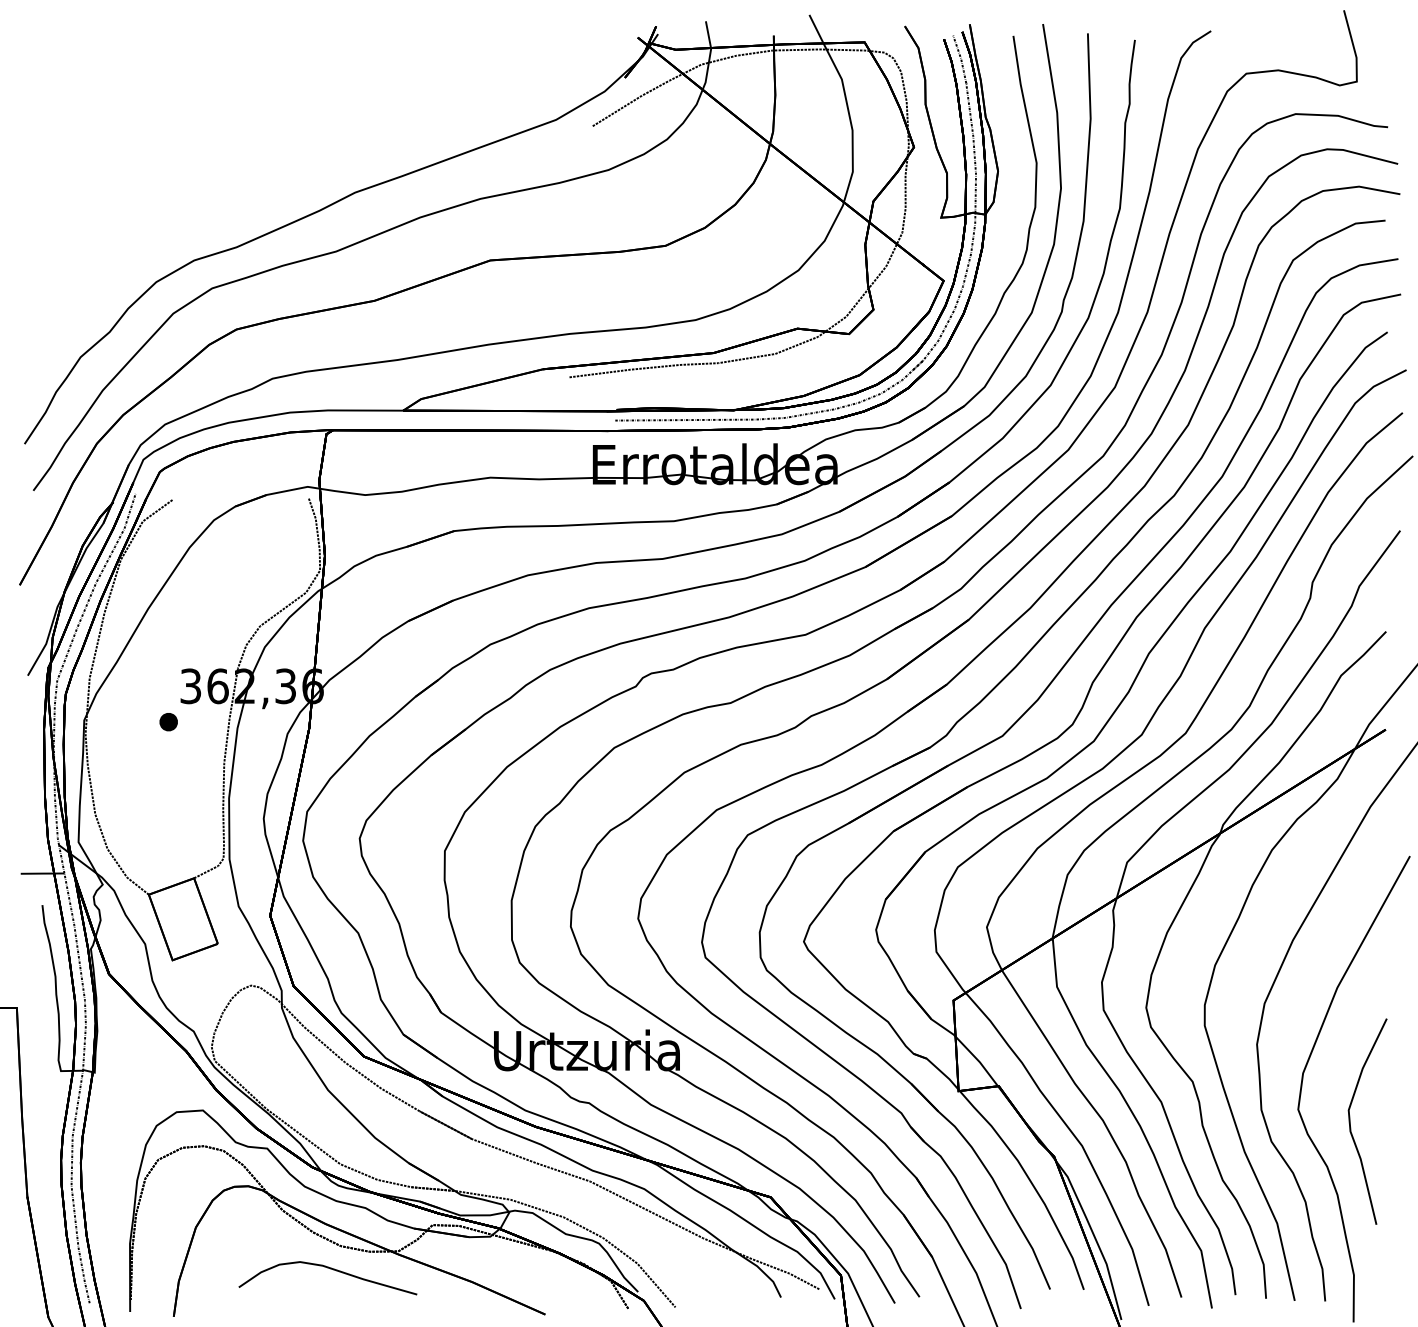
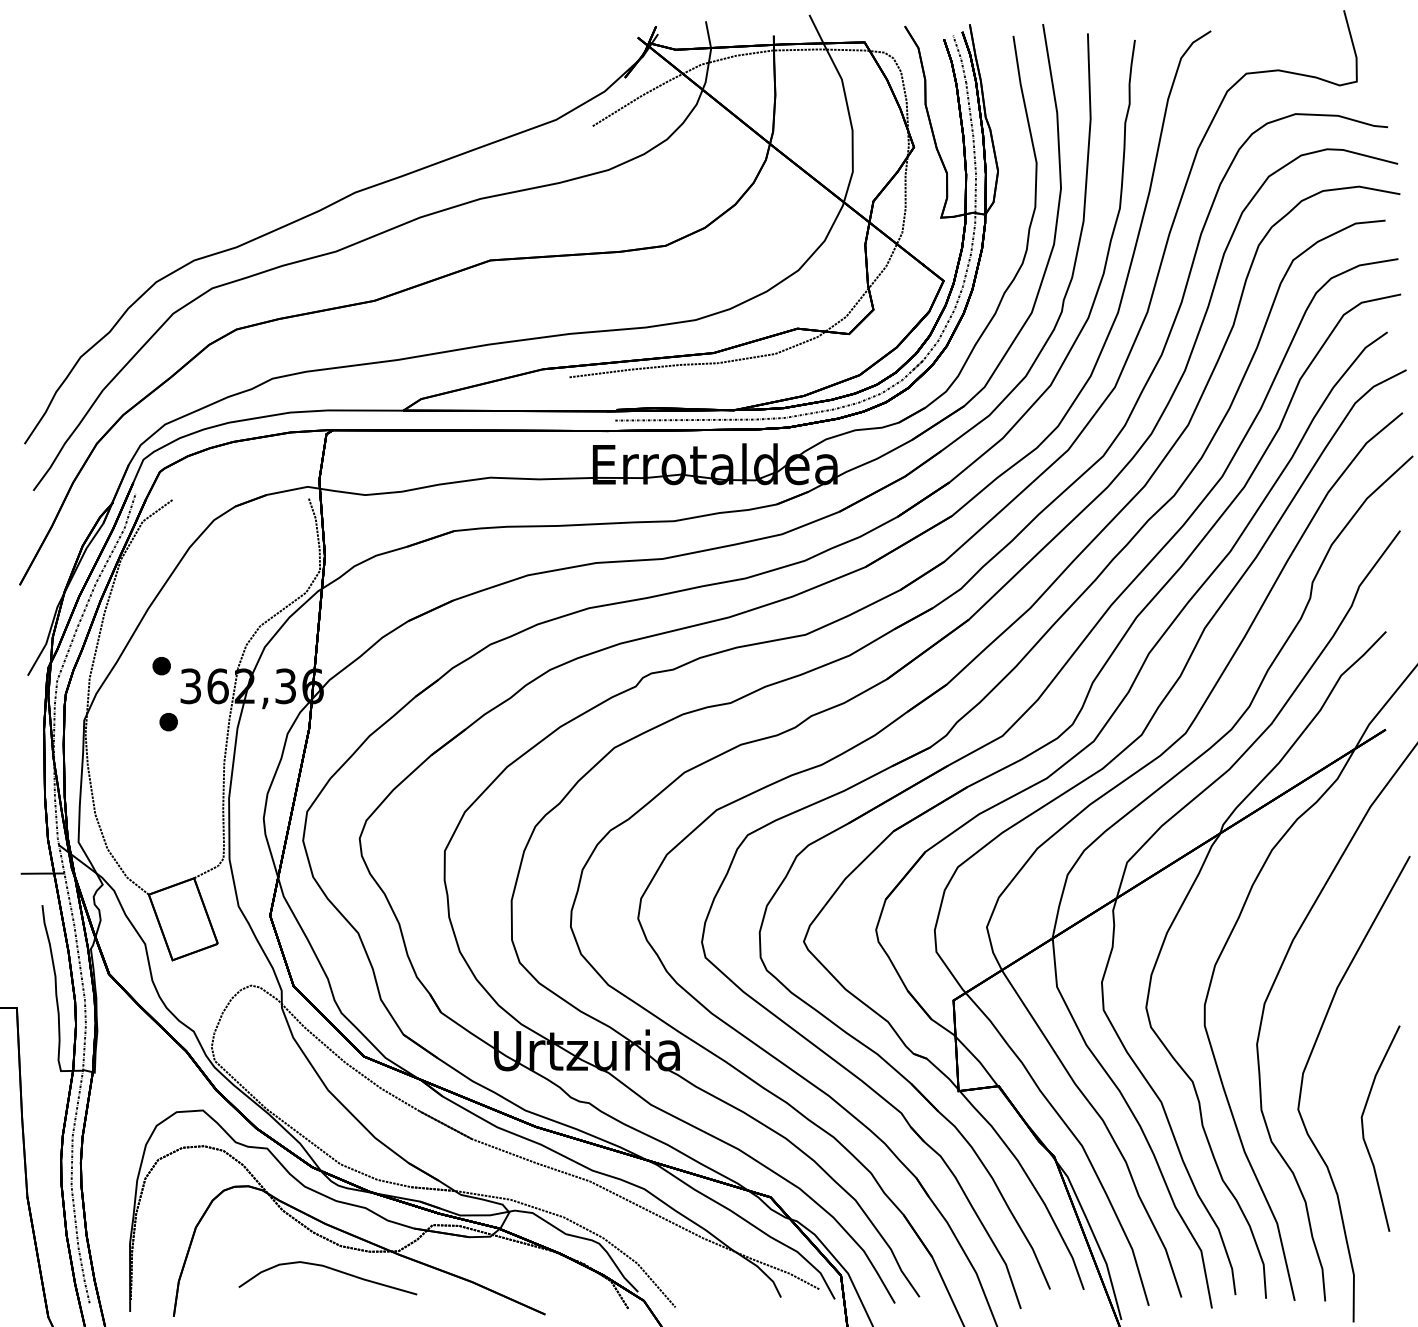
part: none -> present (161, 666)
curve position: (1350, 1121) -> (1363, 1128) (1363, 1128)
